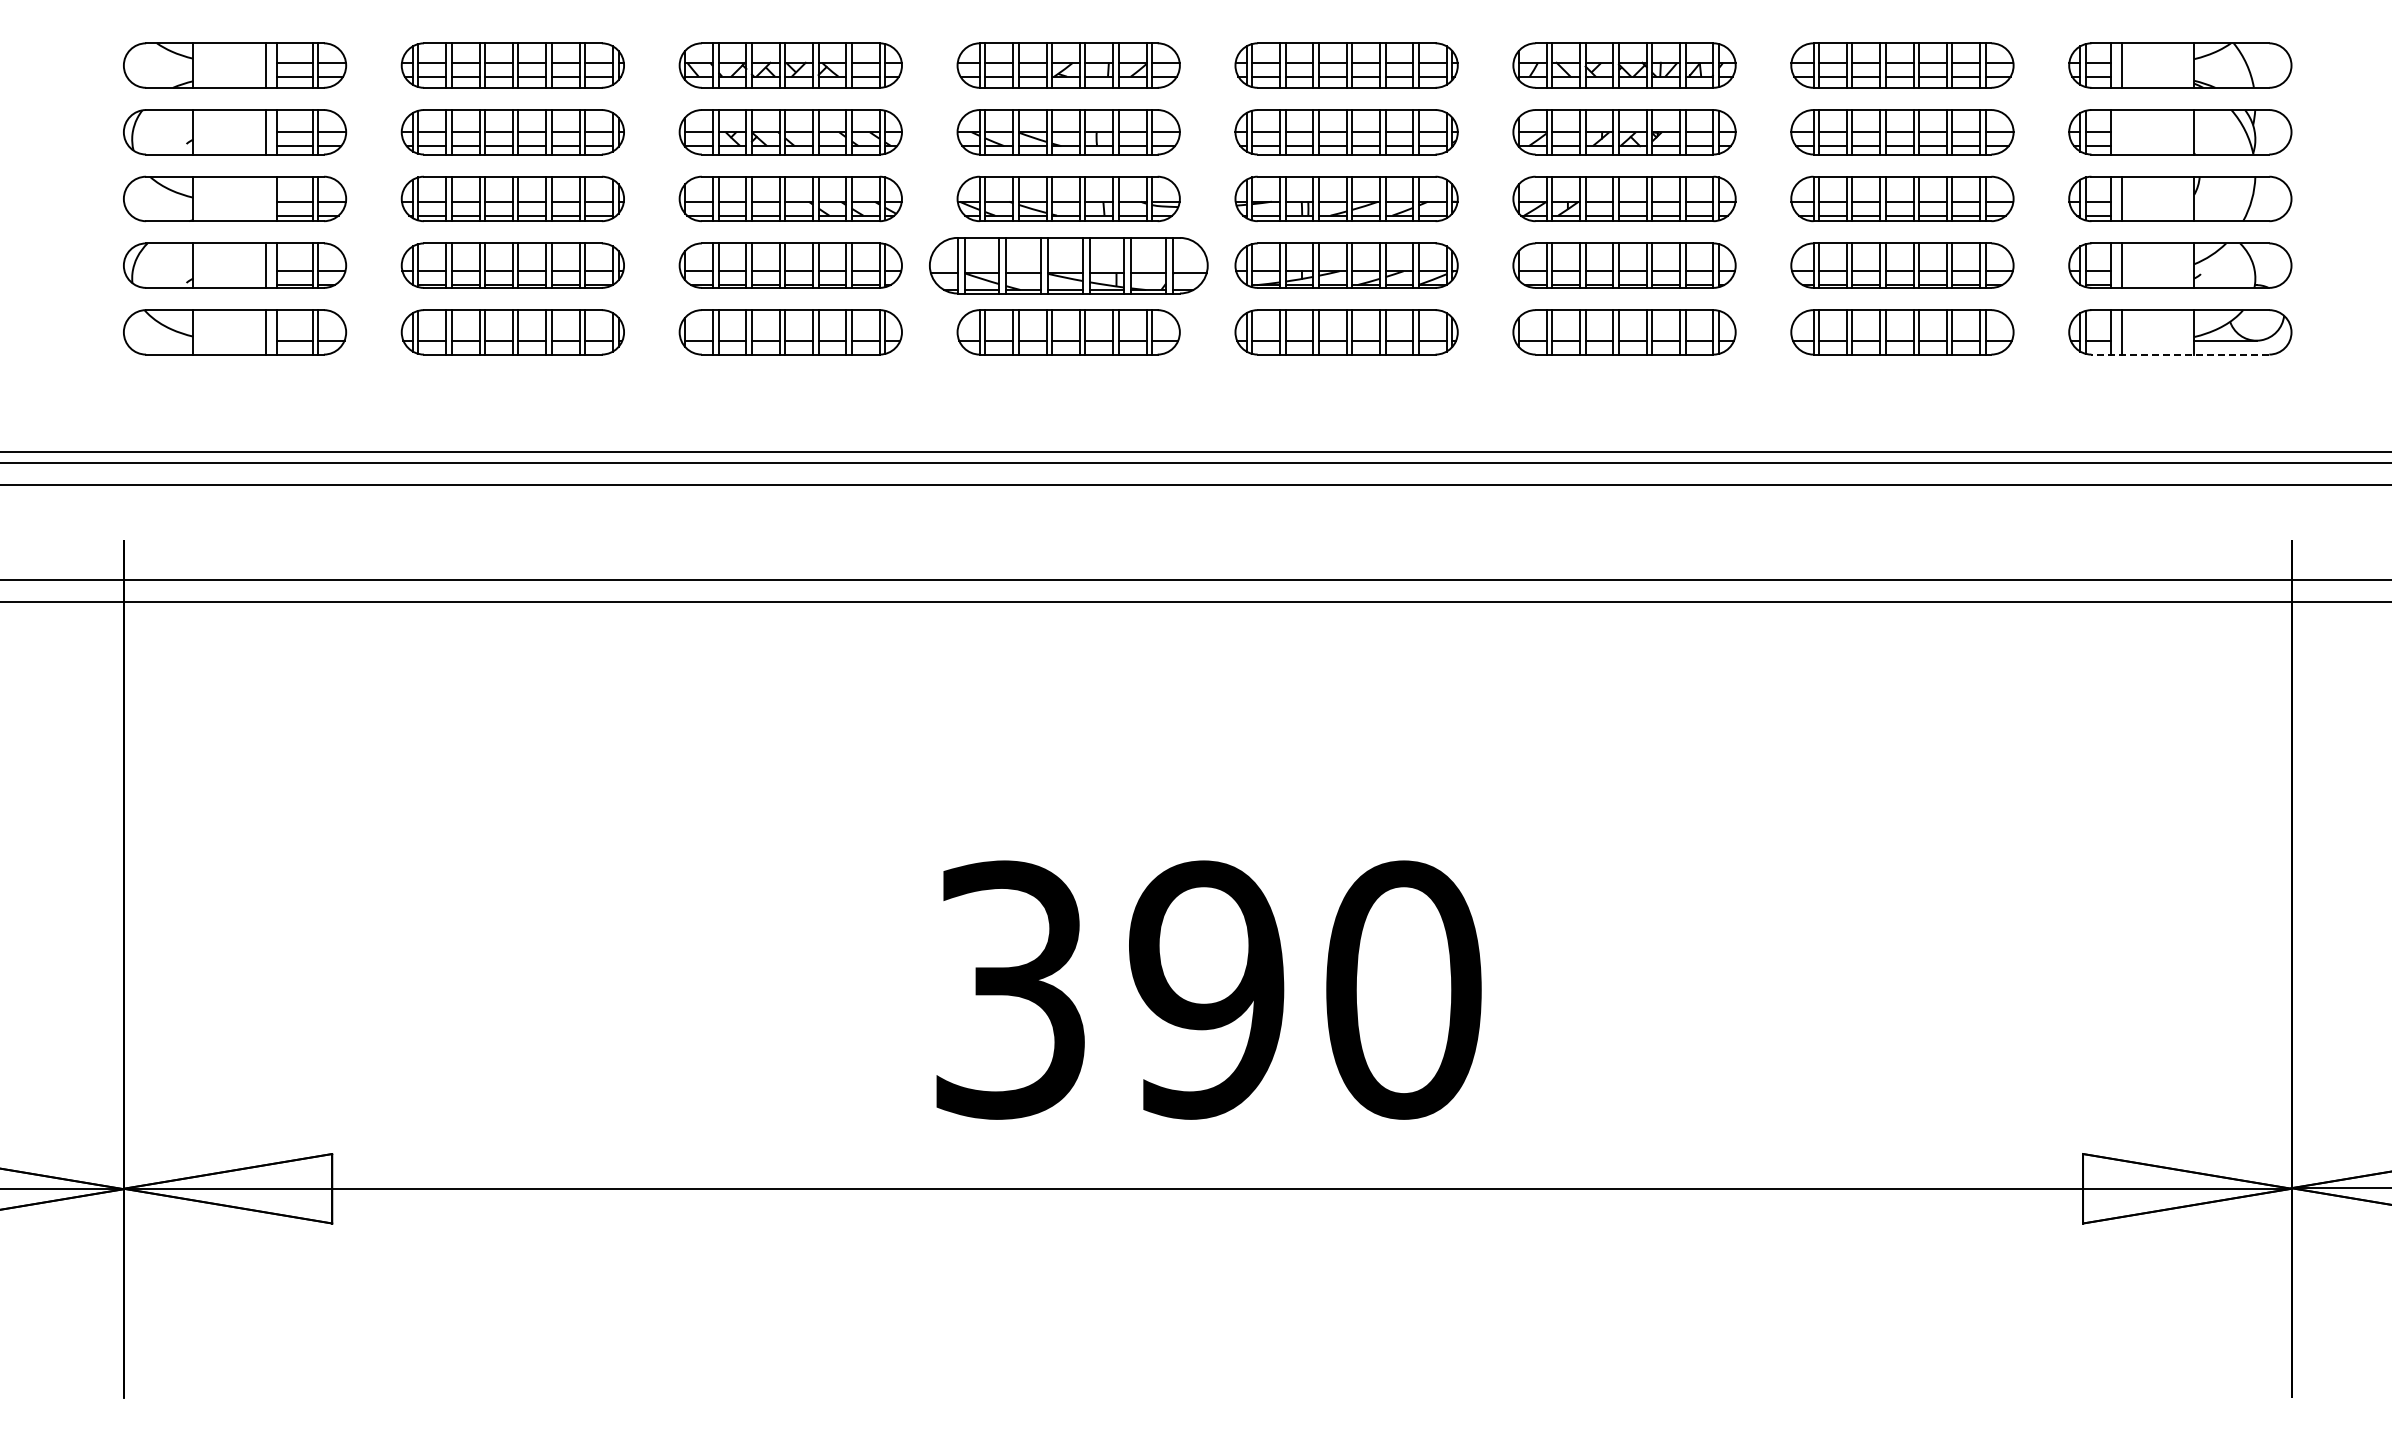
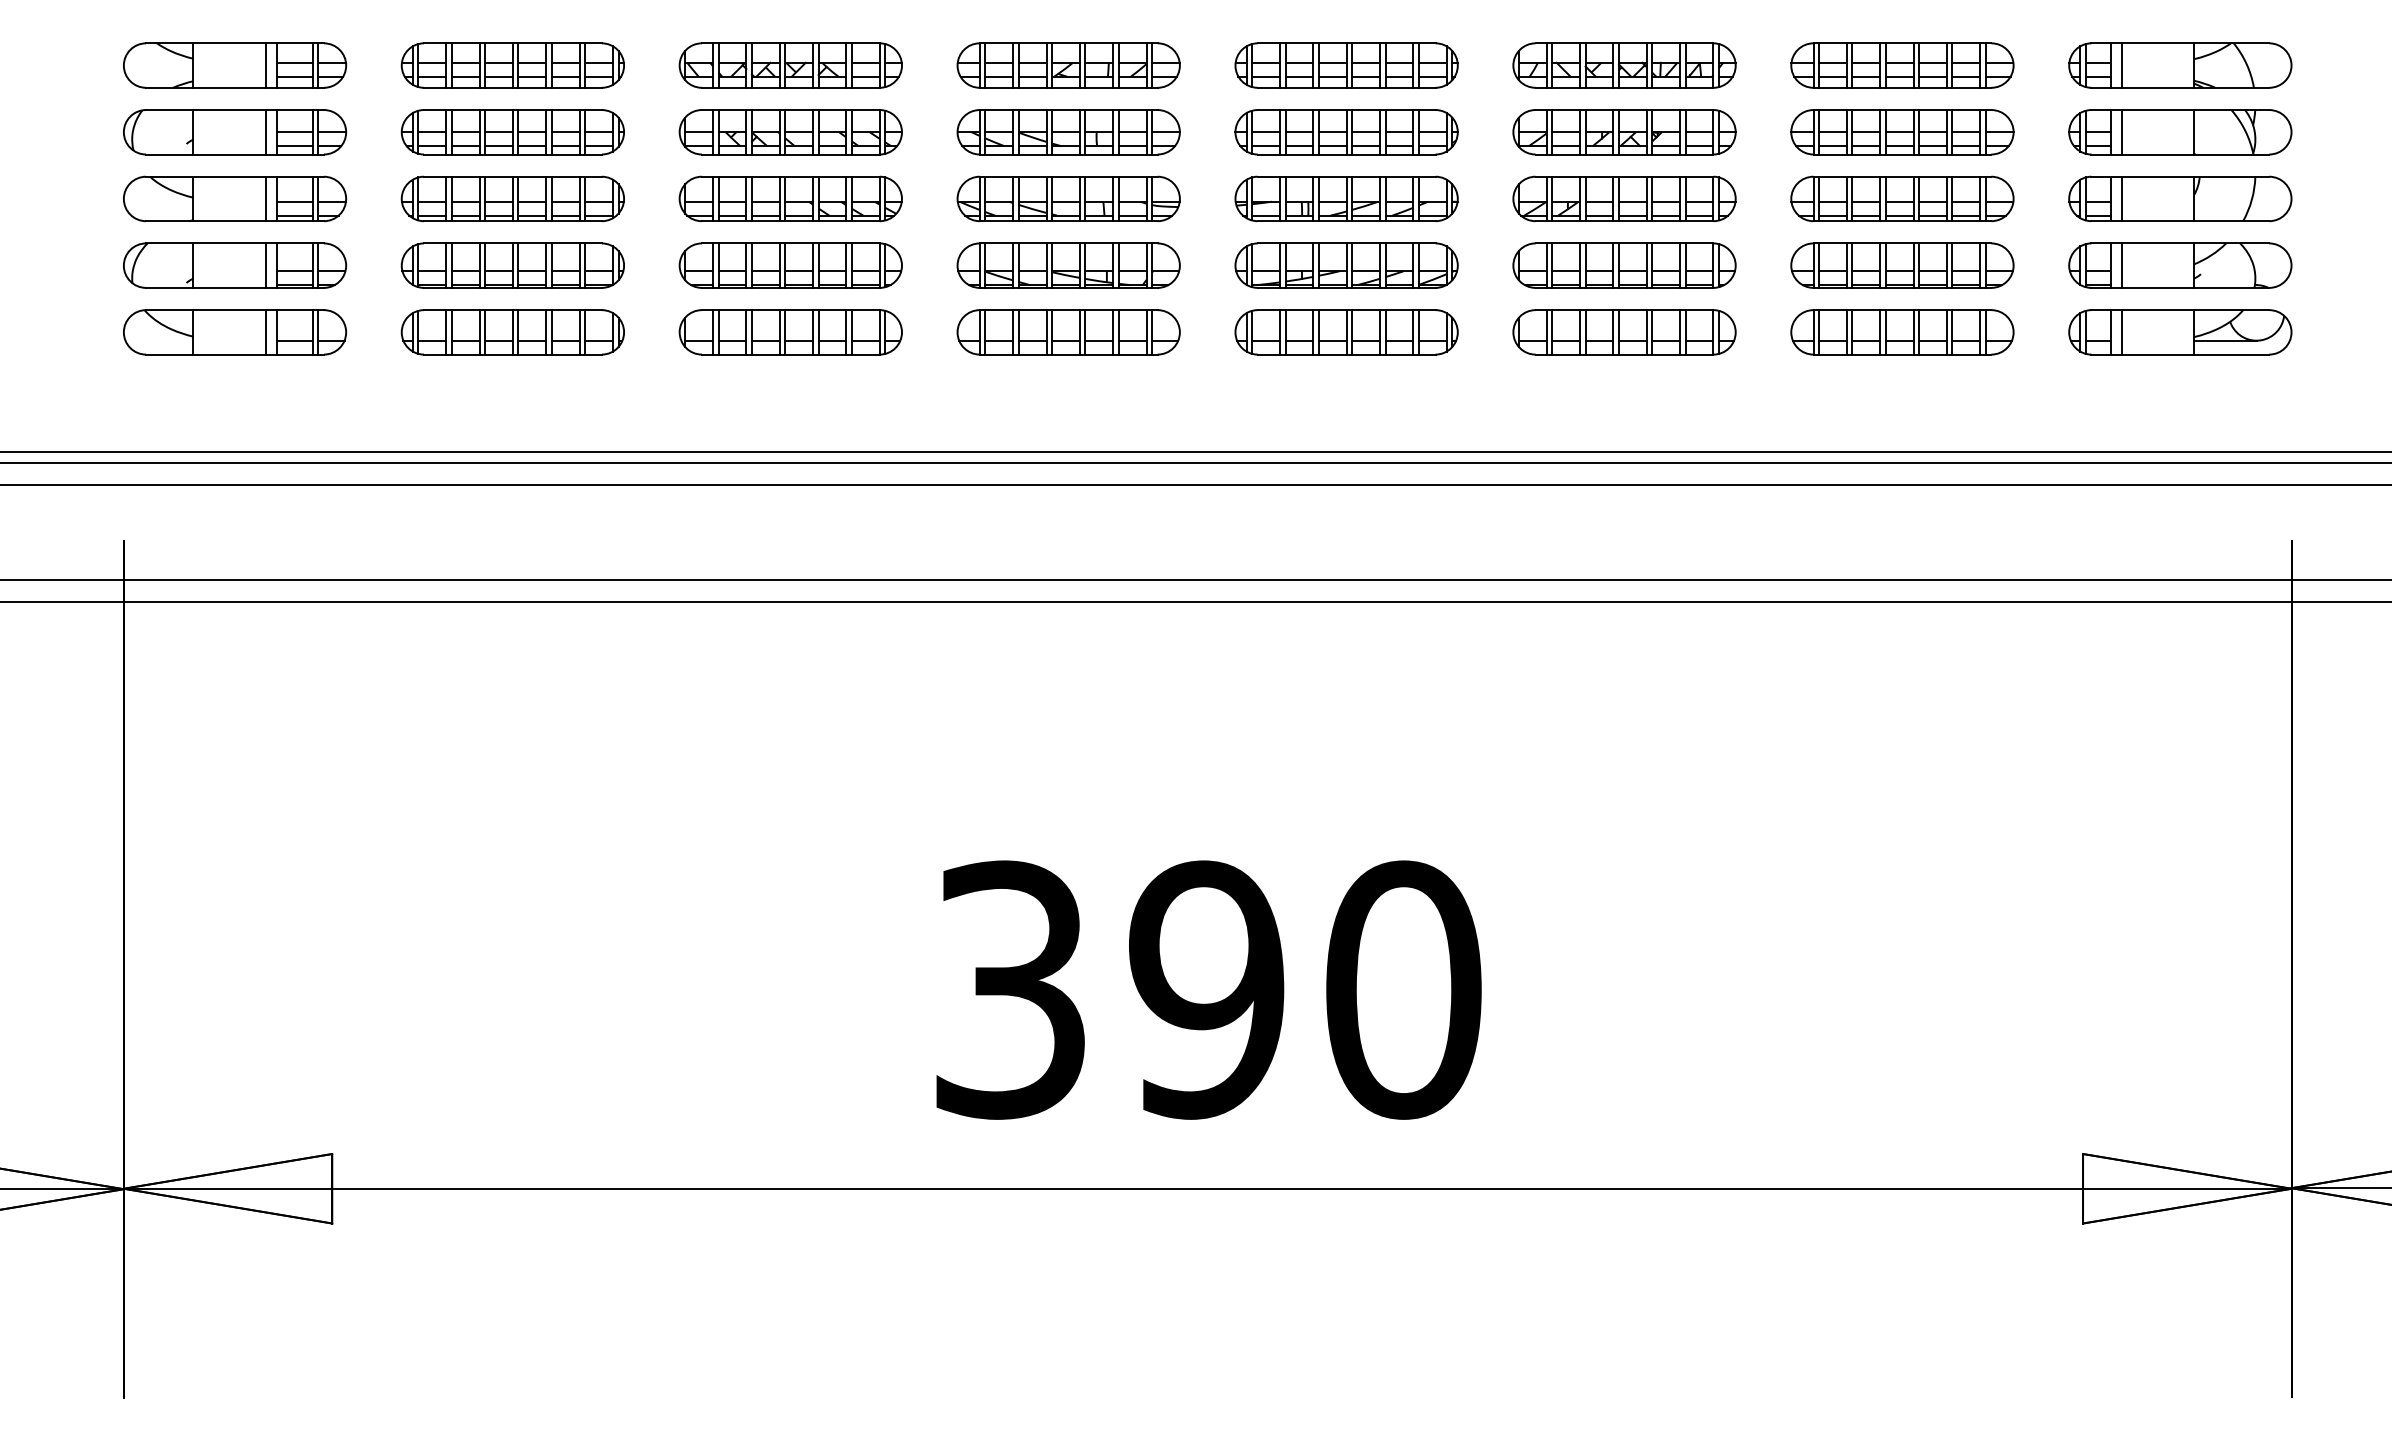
line: none -> present (2122, 132)
line: none -> present (265, 198)
part size: 280x58 px -> 225x47 px (1068, 265)
line: dashed -> solid (2180, 354)
